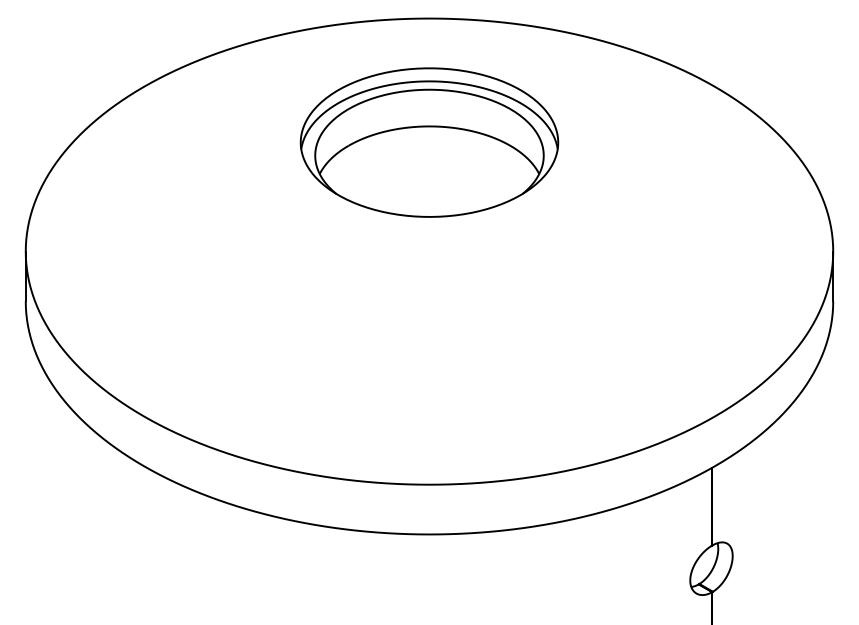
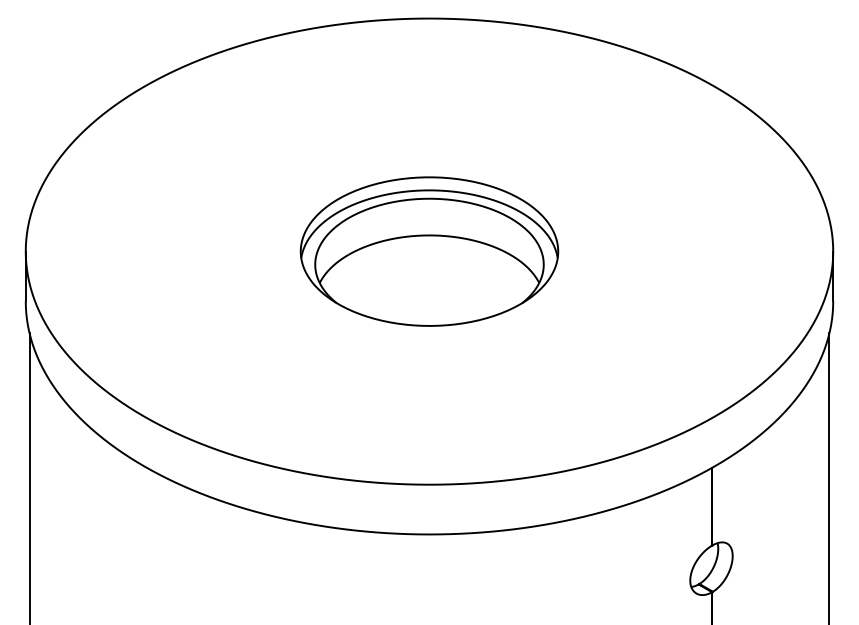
part position: (429, 142) -> (429, 251) (429, 251)
line: none -> present (29, 477)
line: none -> present (829, 477)
